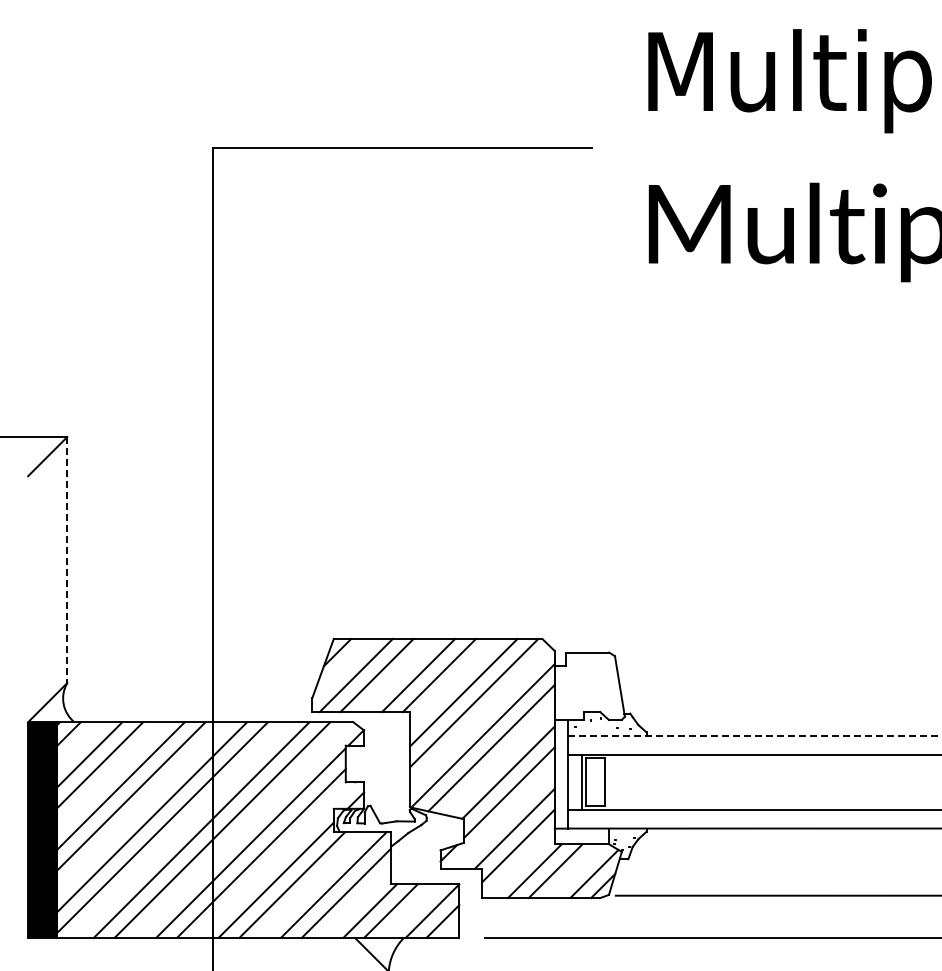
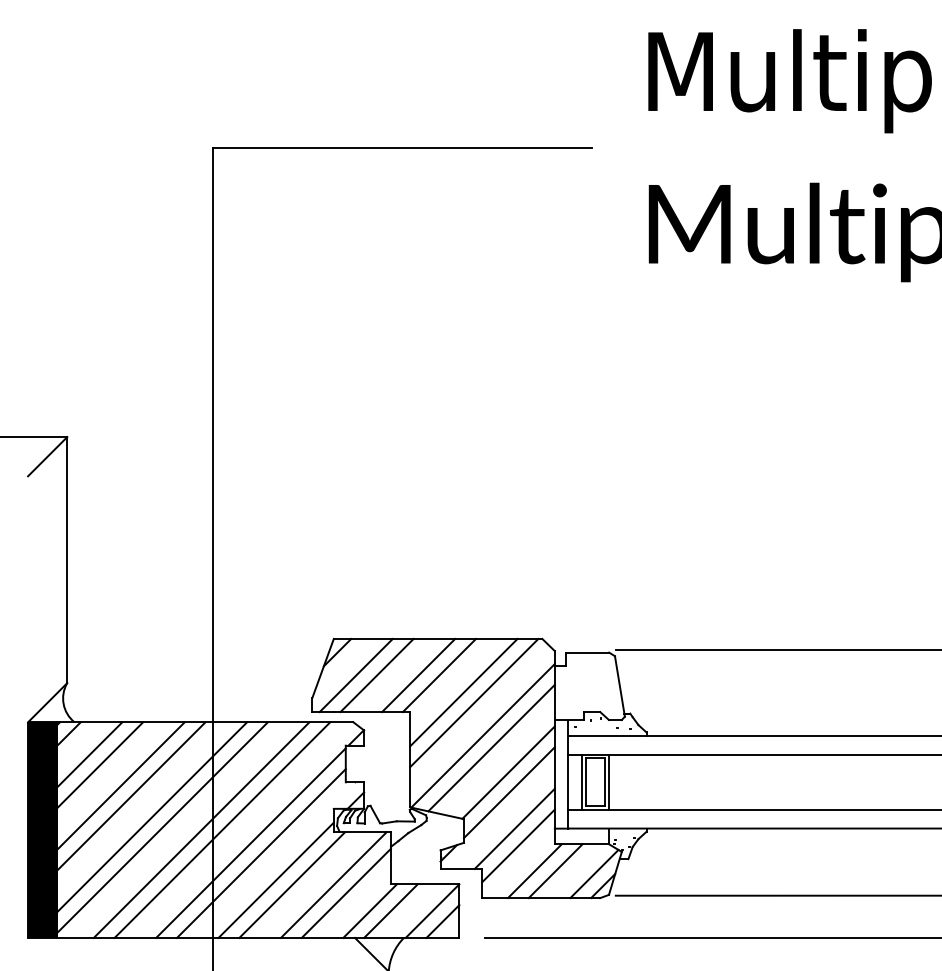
line: dashed -> solid (67, 560)
line: none -> present (776, 650)
line: dashed -> solid (755, 735)
line: none -> present (608, 781)
